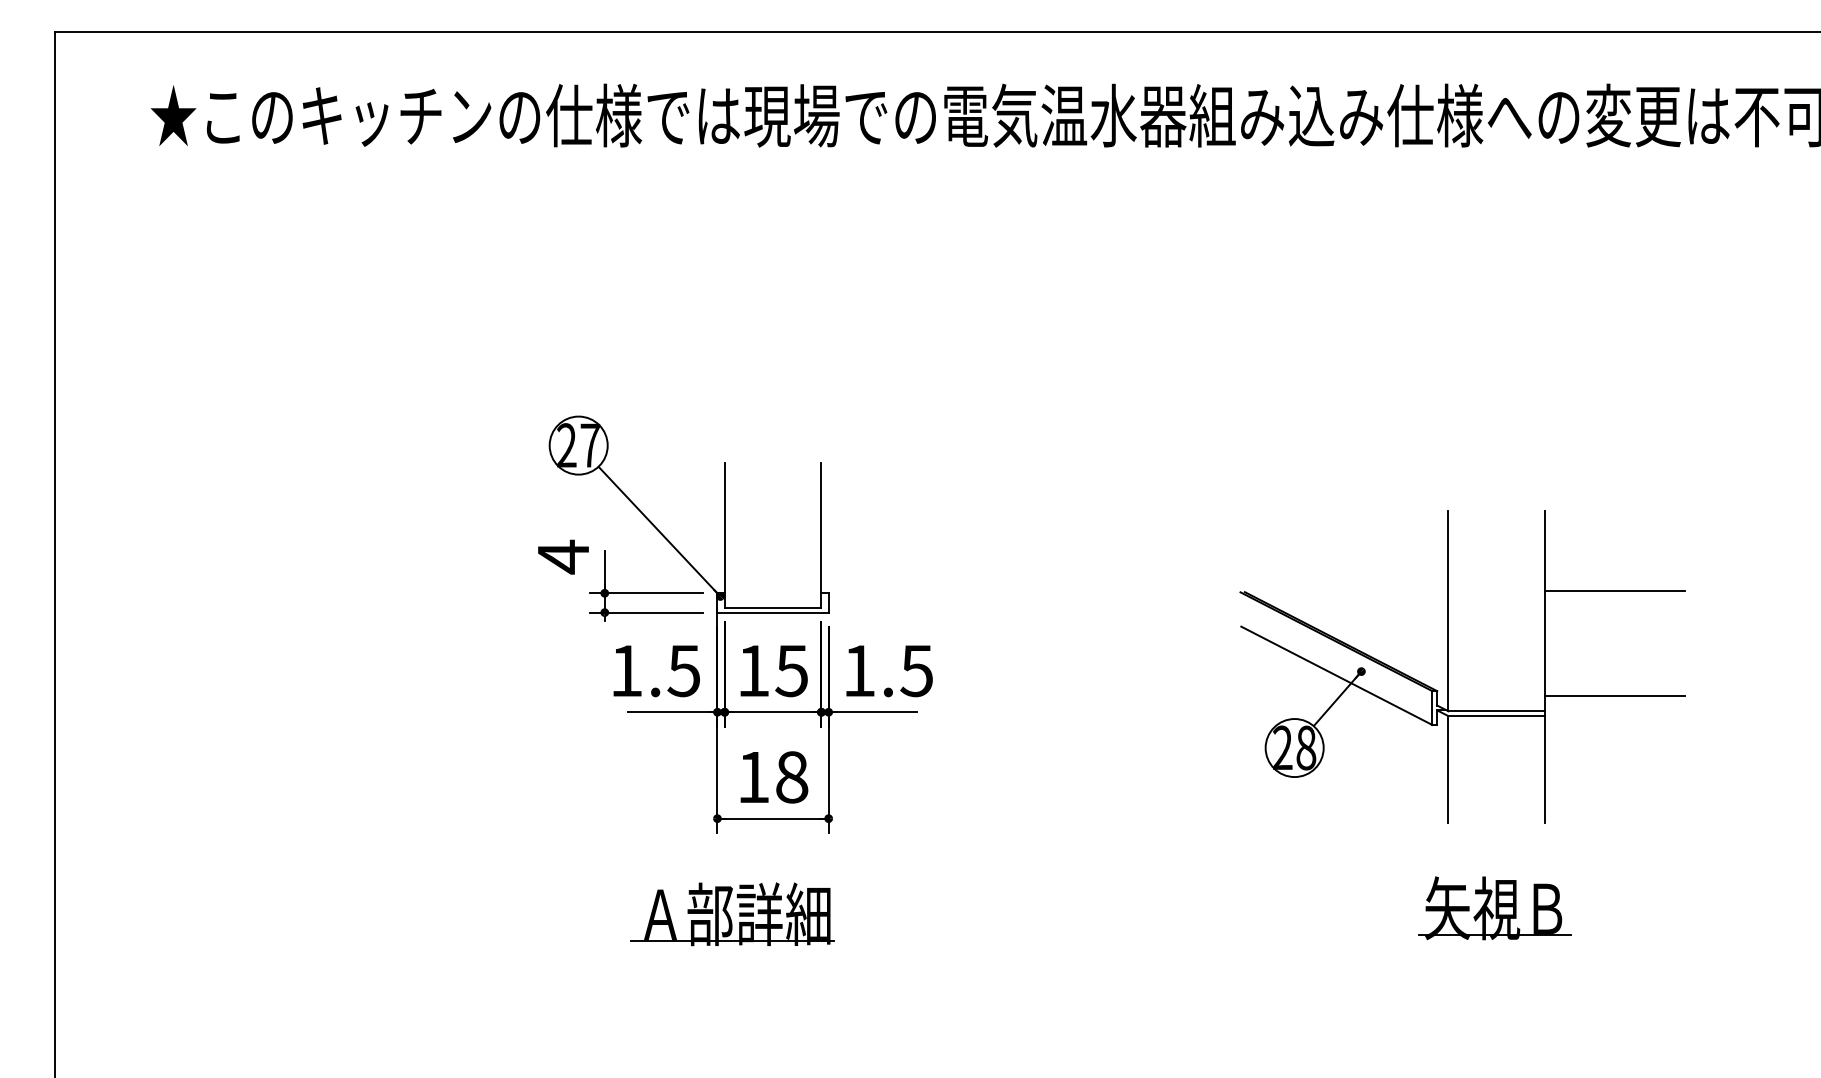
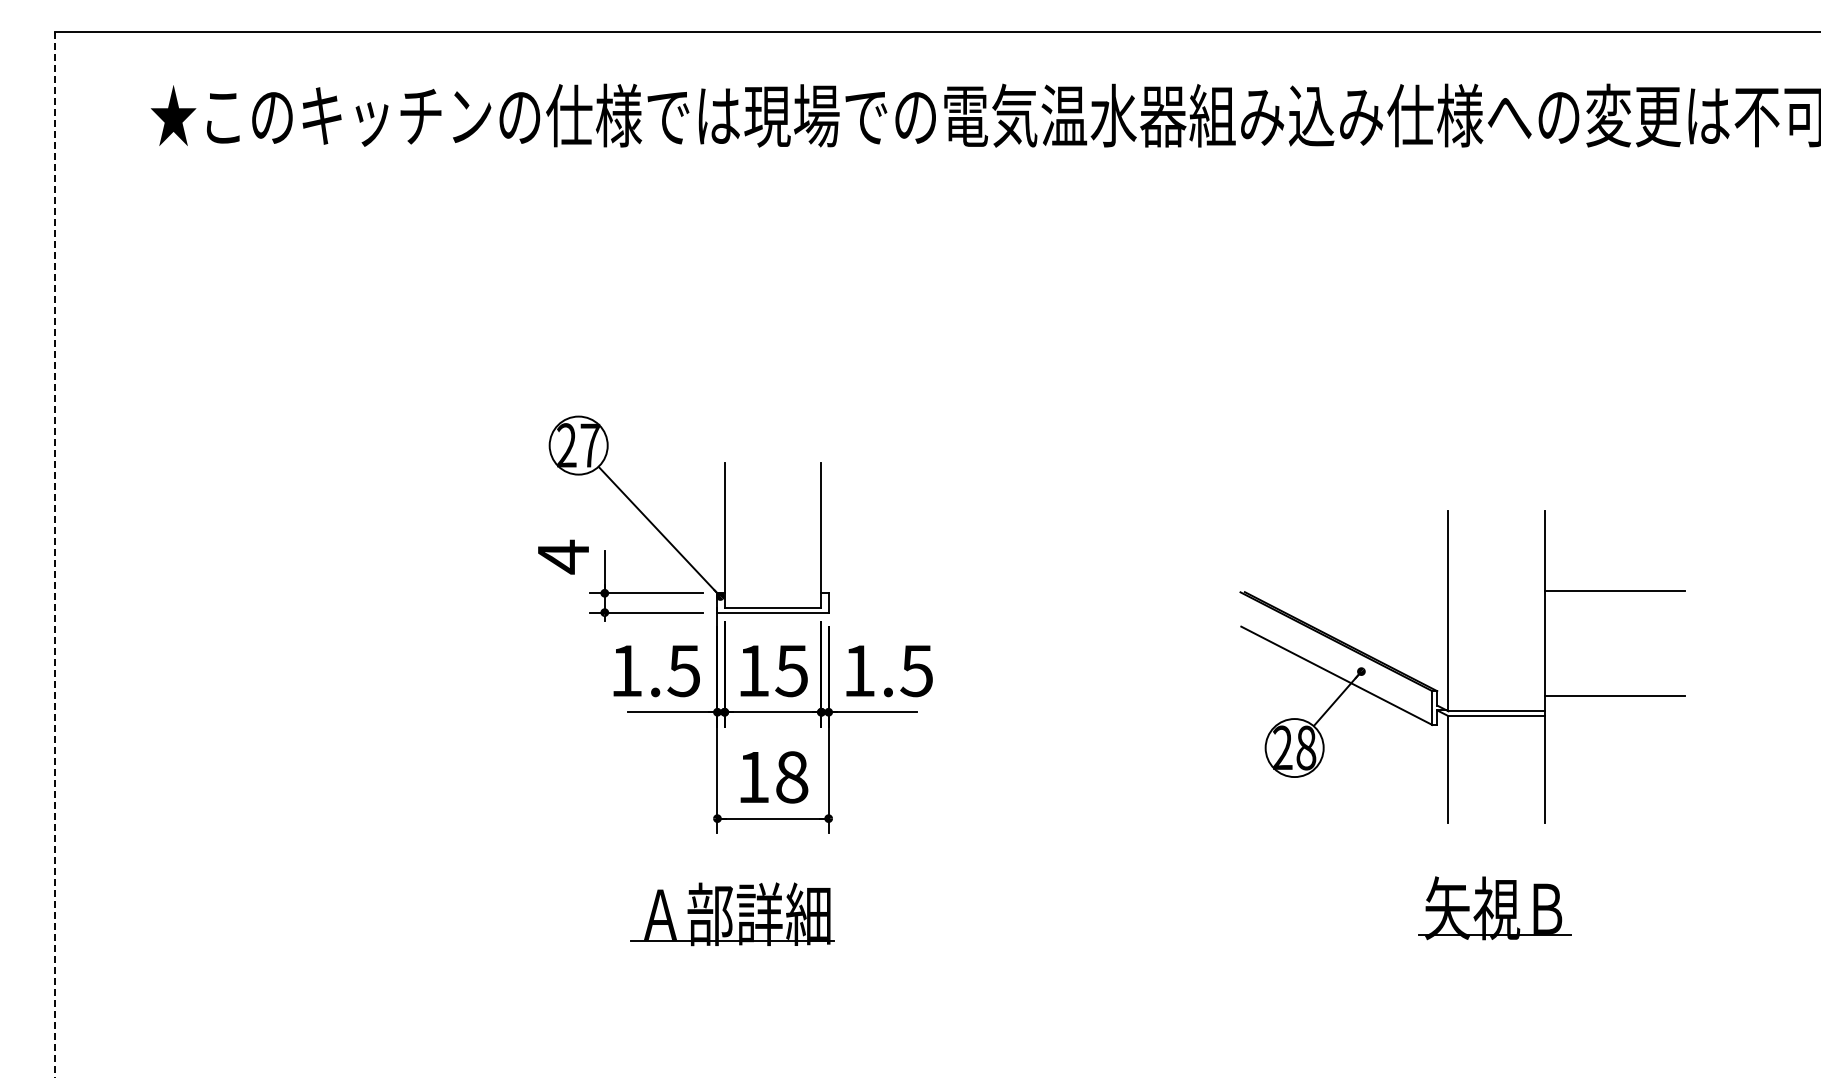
line: solid -> dashed (54, 555)
